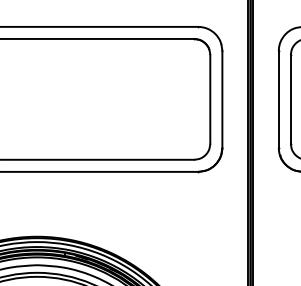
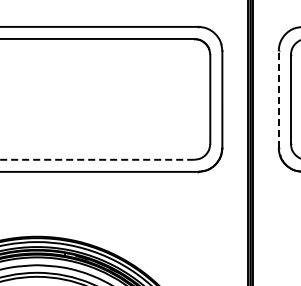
line: solid -> dashed (278, 98)
line: solid -> dashed (97, 159)
